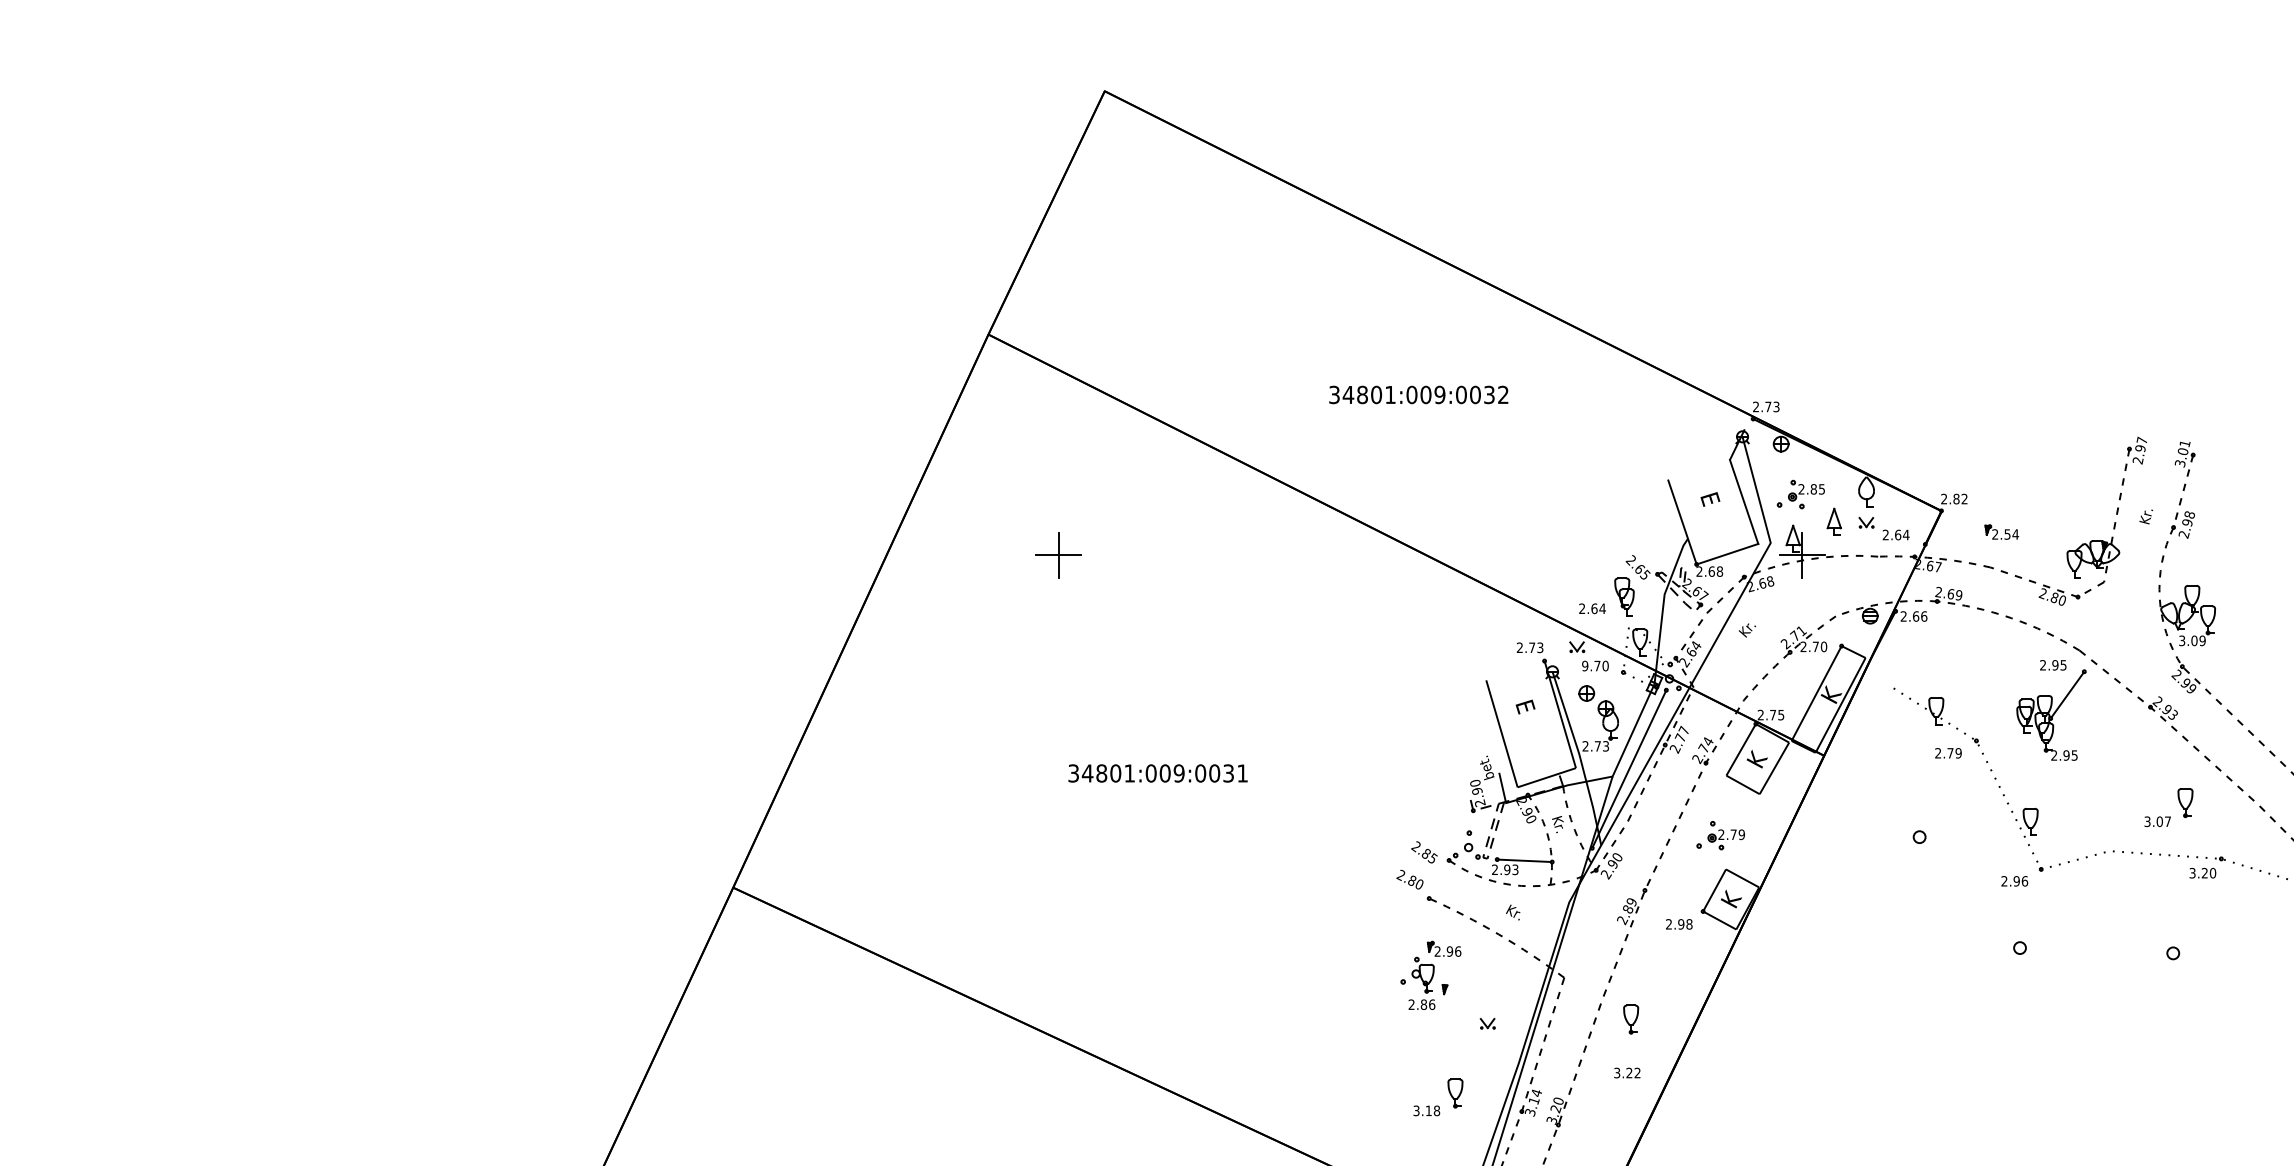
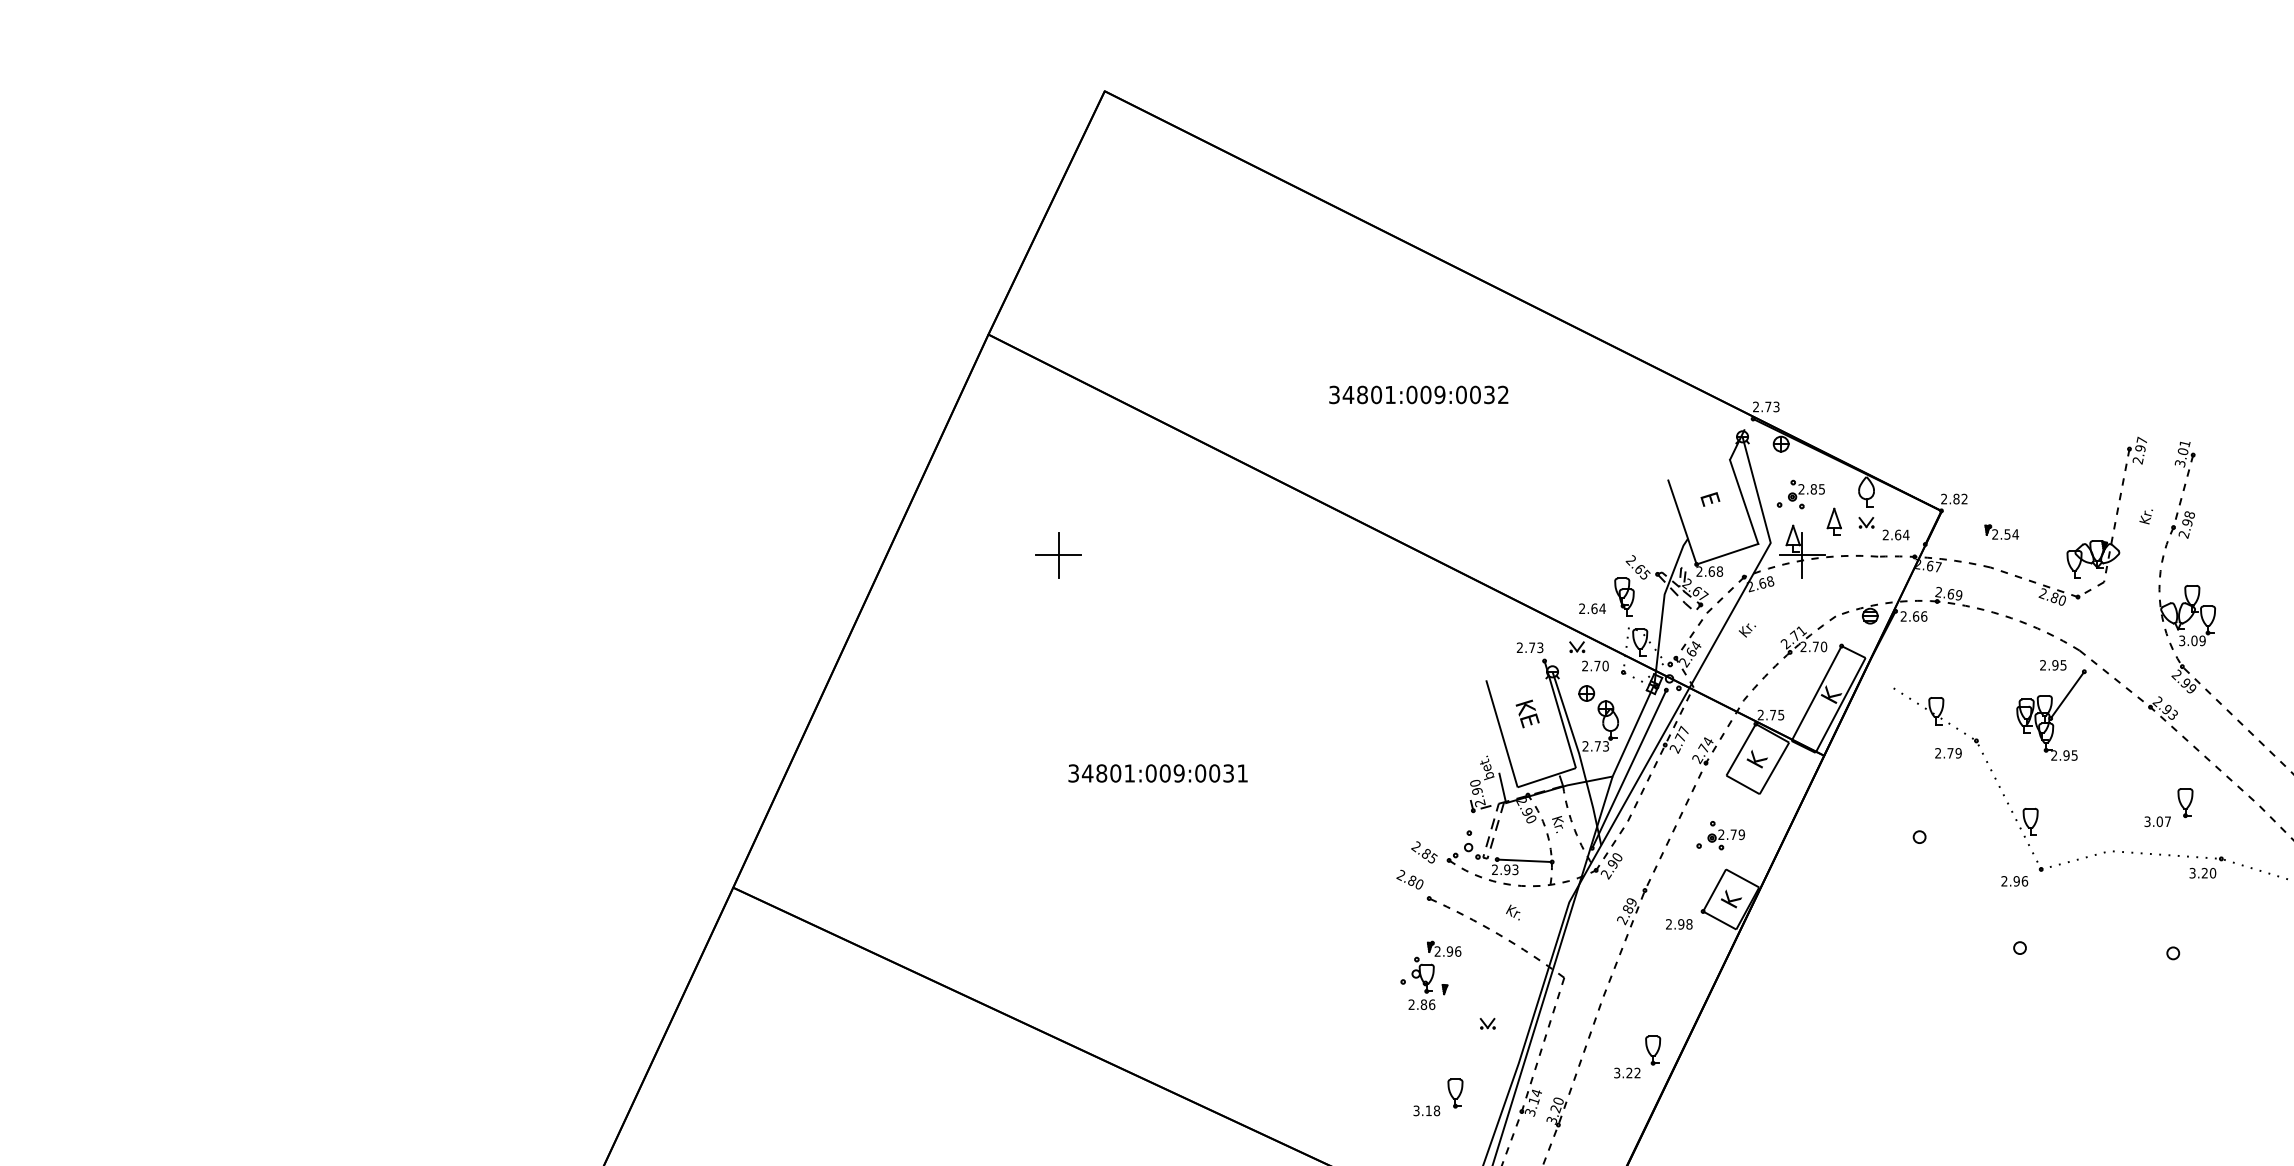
text: 9.70 -> 2.70 (1585, 666)
text: E -> KE (1527, 714)
part position: (1631, 1019) -> (1653, 1050) (1653, 1050)
